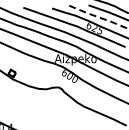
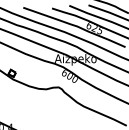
line: dashed -> solid (99, 17)
